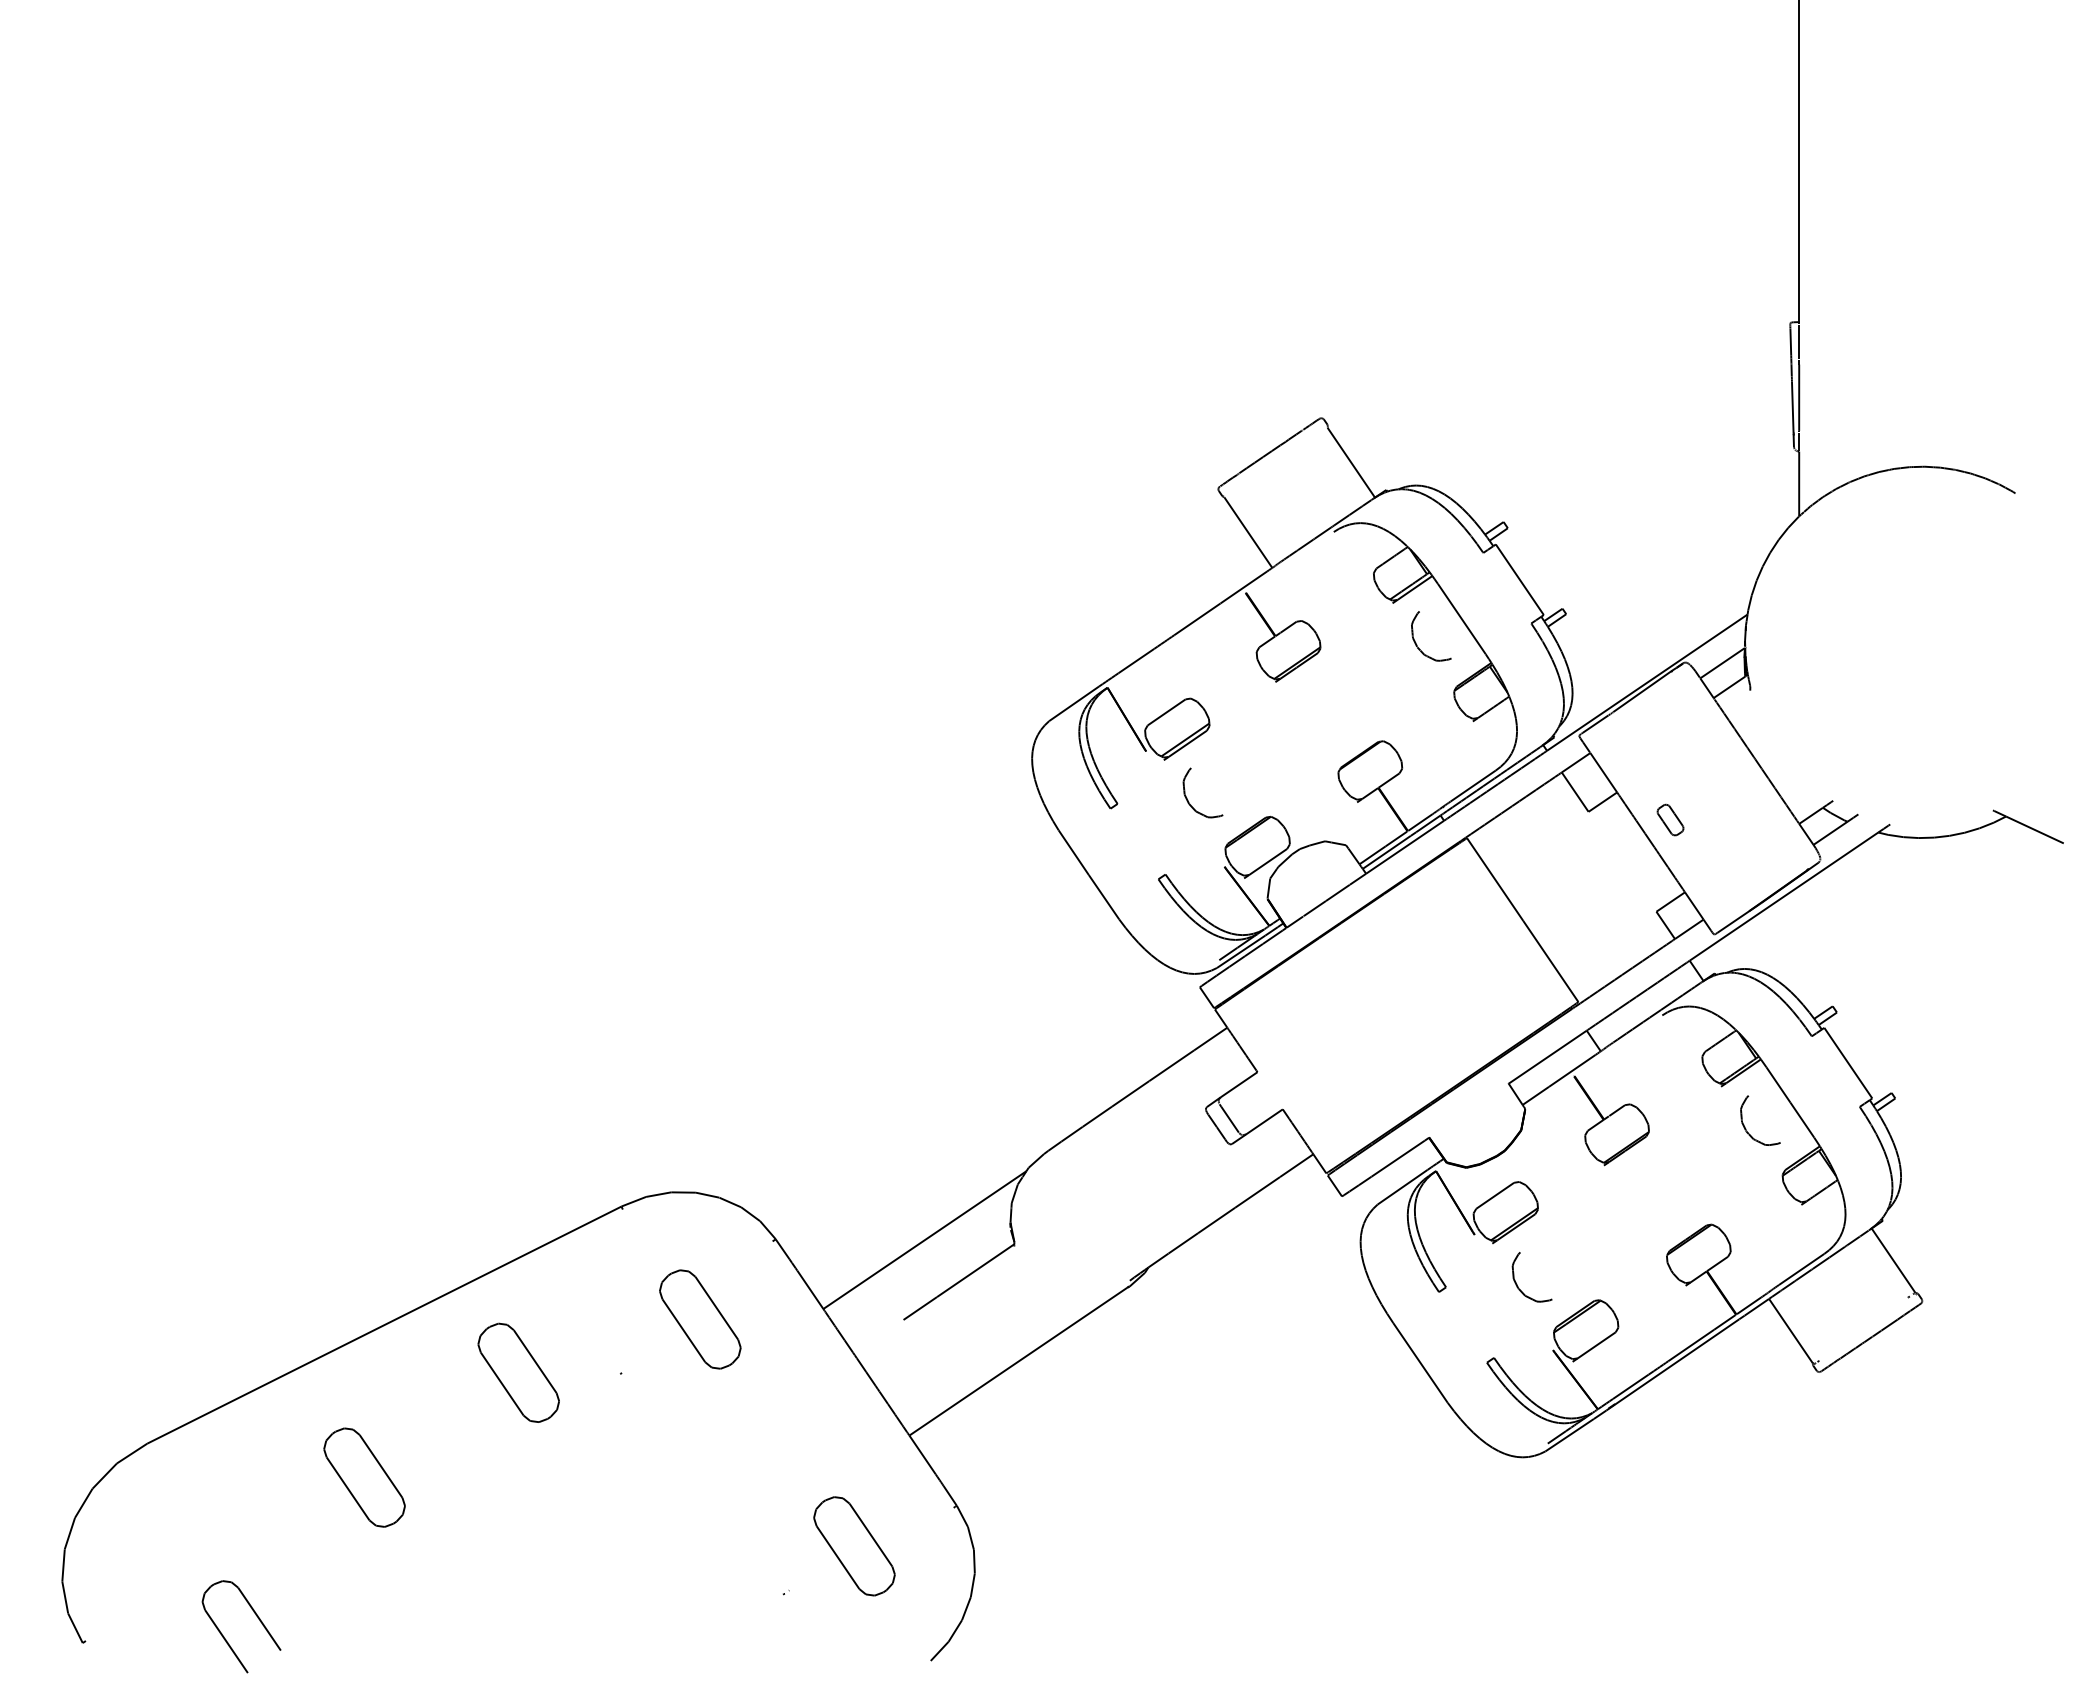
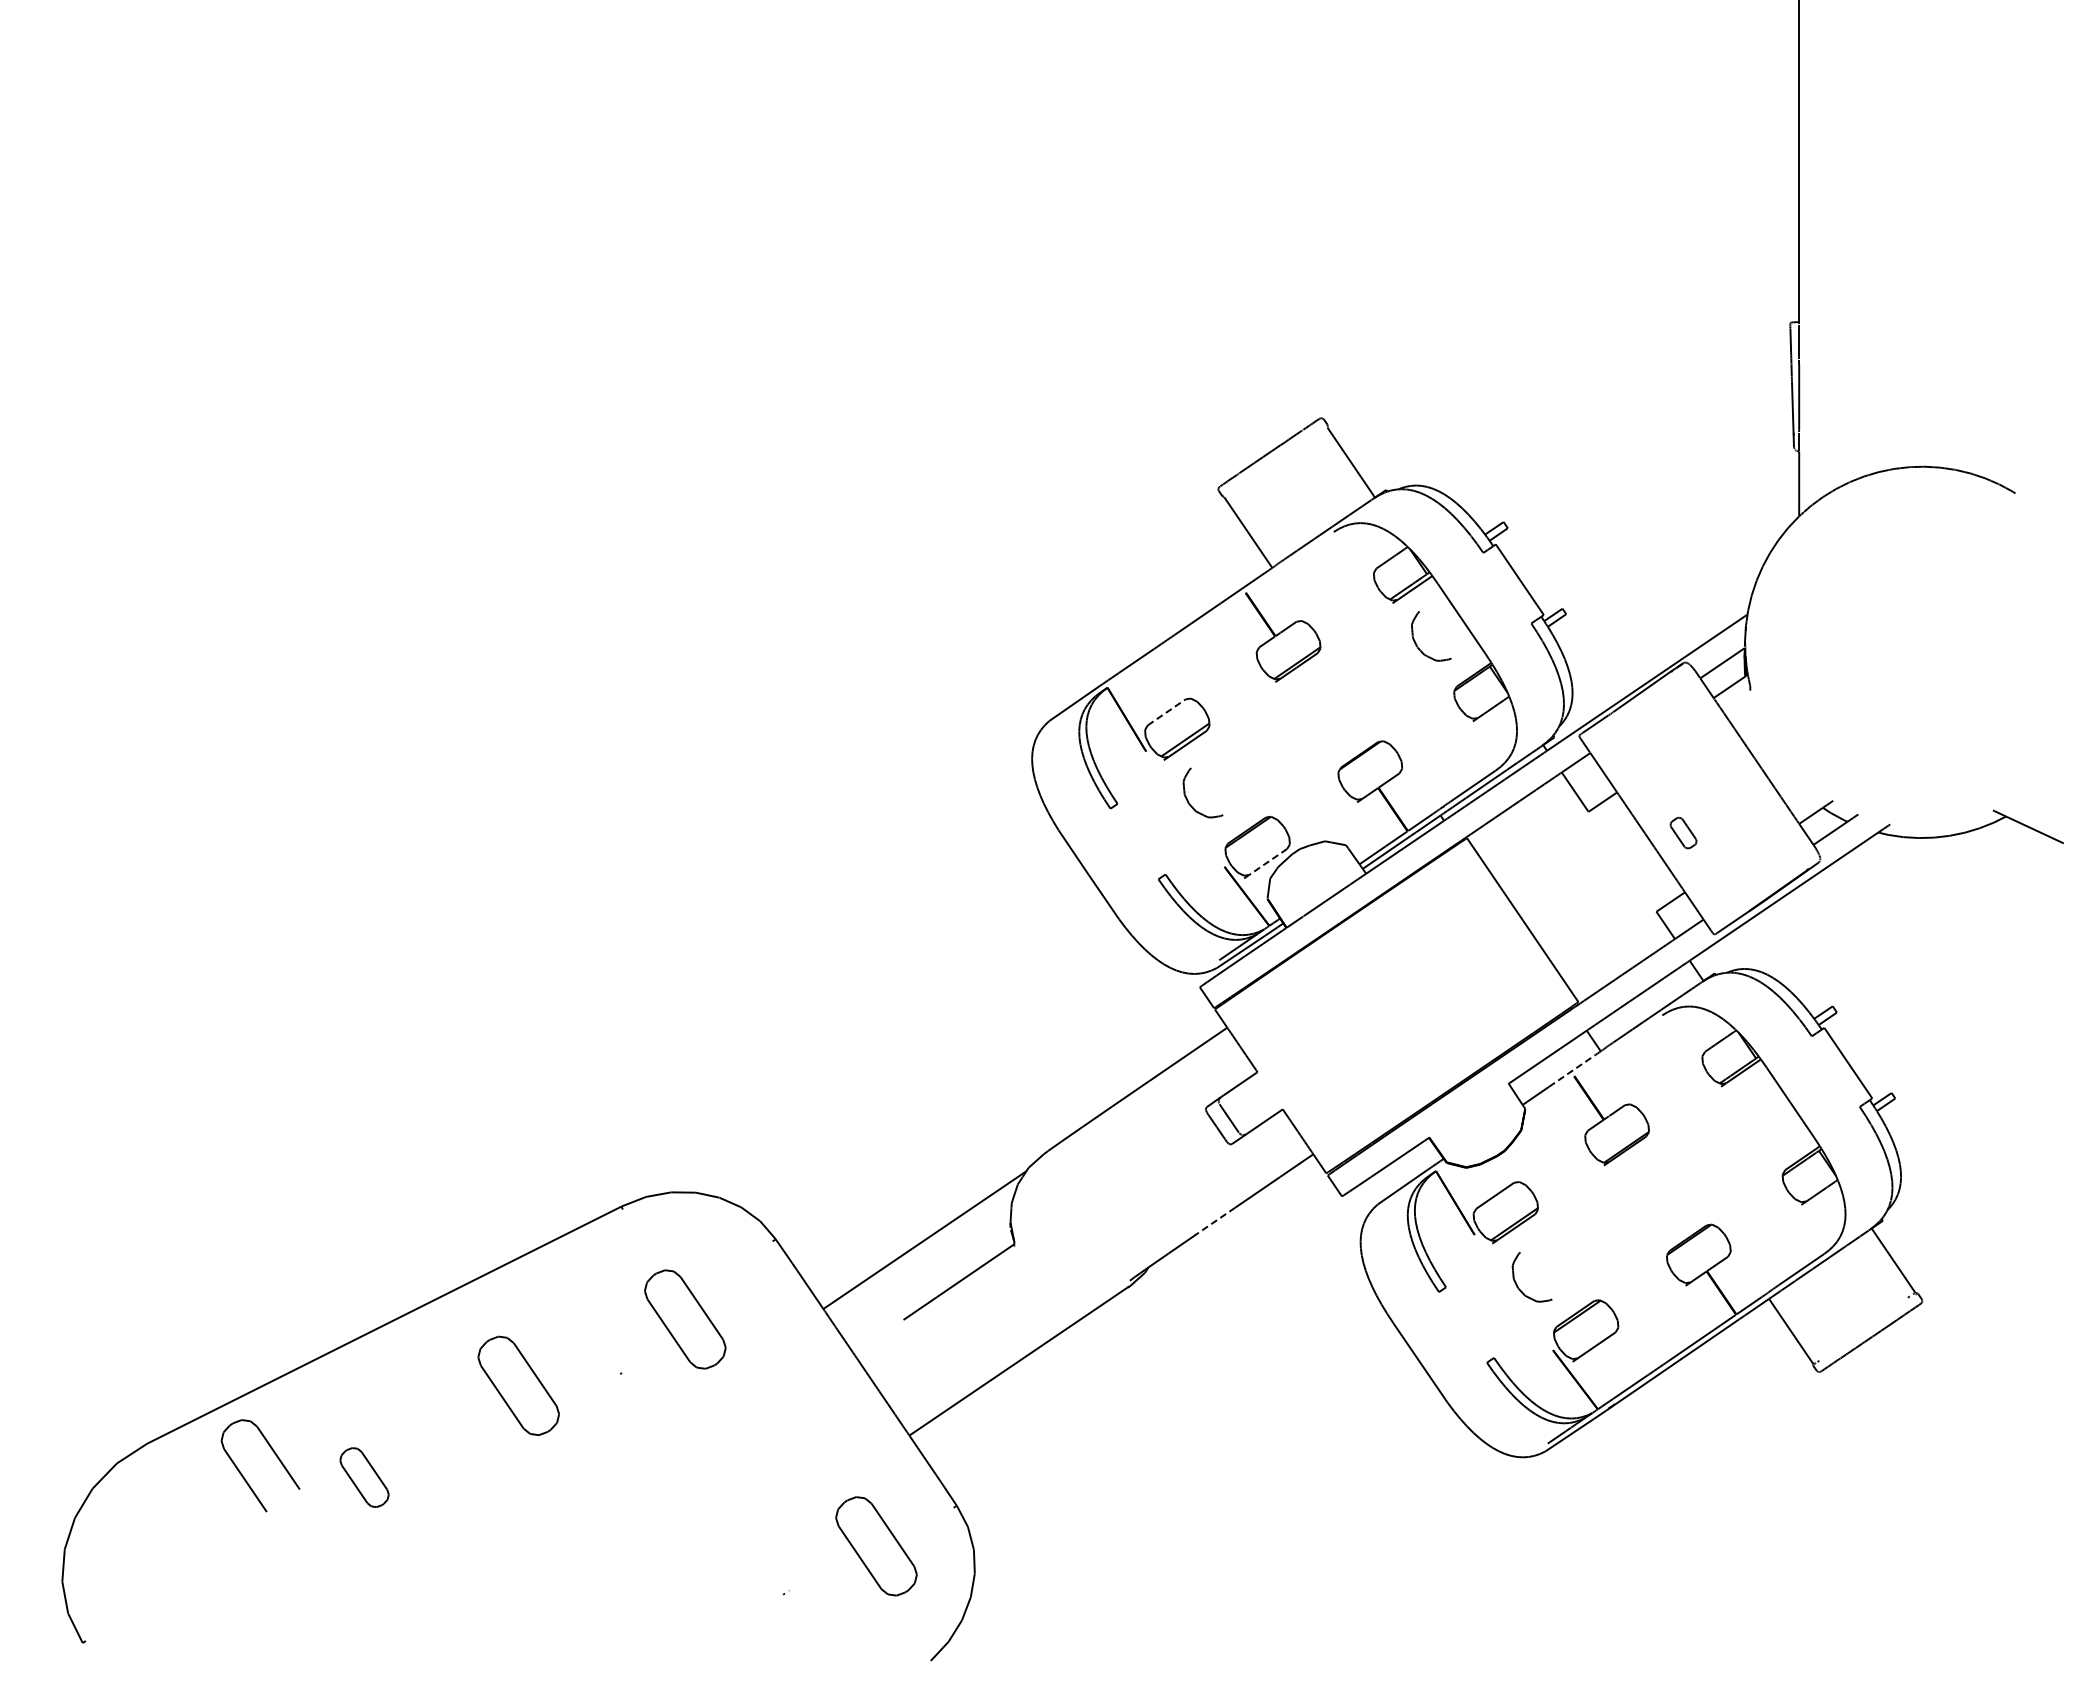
line: solid -> dashed (1166, 712)
part position: (1670, 819) -> (1683, 832) (1683, 832)
line: solid -> dashed (1267, 862)
line: solid -> dashed (1572, 1070)
part: present -> none (1746, 1128)
line: solid -> dashed (1216, 1220)
part position: (700, 1319) -> (685, 1319) (685, 1319)
part position: (518, 1372) -> (518, 1385) (518, 1385)
part size: 83x101 px -> 51x61 px (364, 1477)
part position: (854, 1546) -> (876, 1546) (876, 1546)
part position: (255, 1615) -> (274, 1454) (274, 1454)
